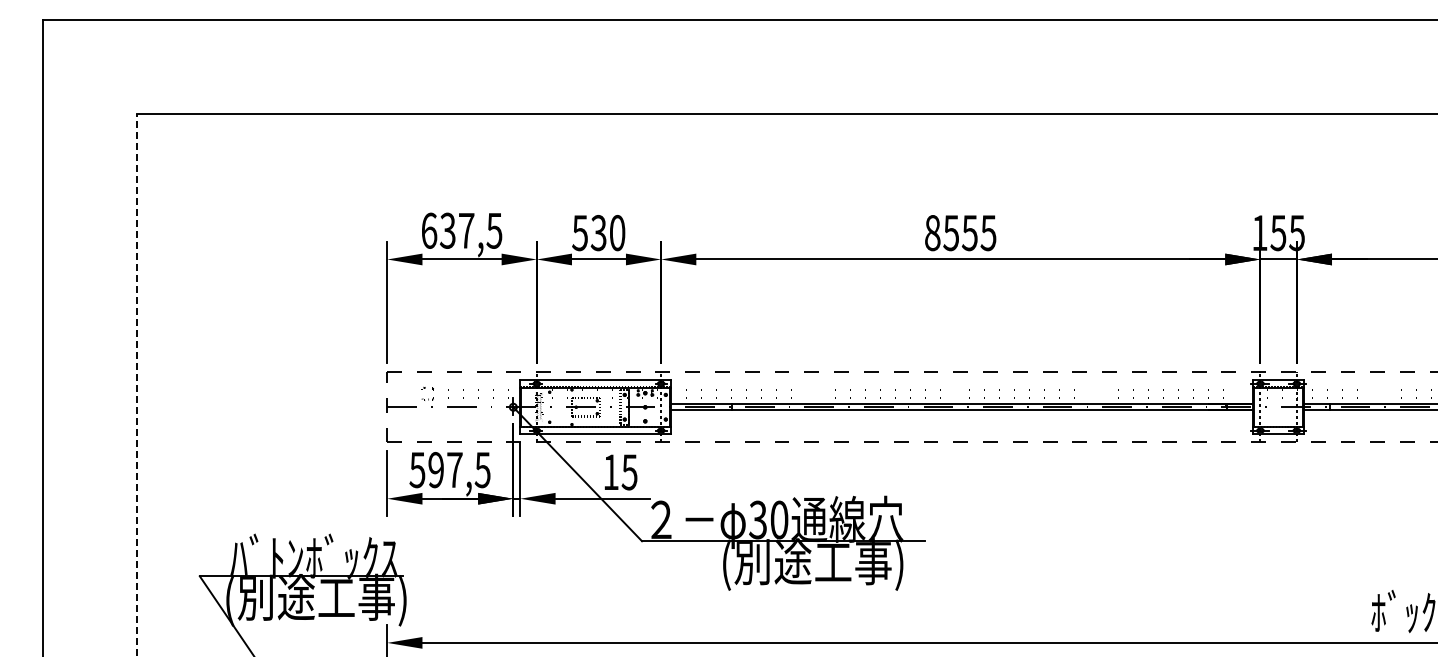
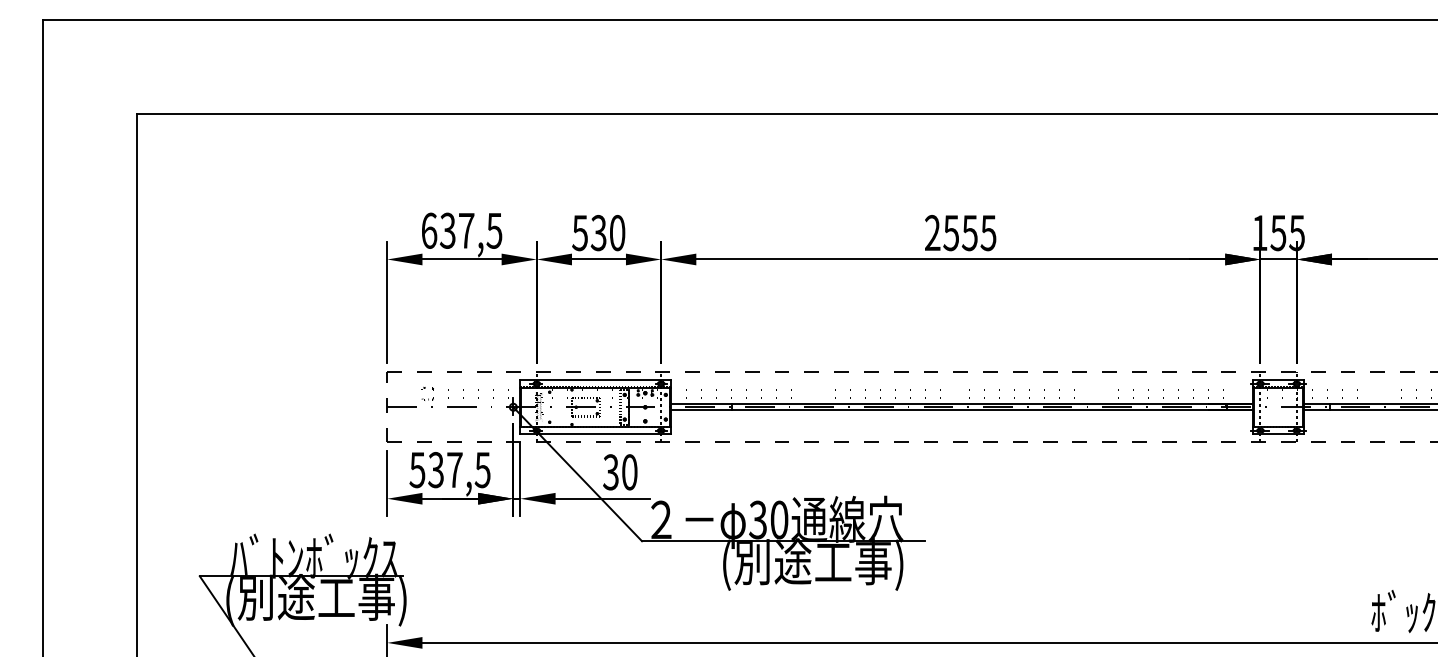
text: 8555 -> 2555 (932, 232)
line: dashed -> solid (136, 384)
text: 597,5 -> 537,5 (435, 470)
text: 15 -> 30 (620, 472)
